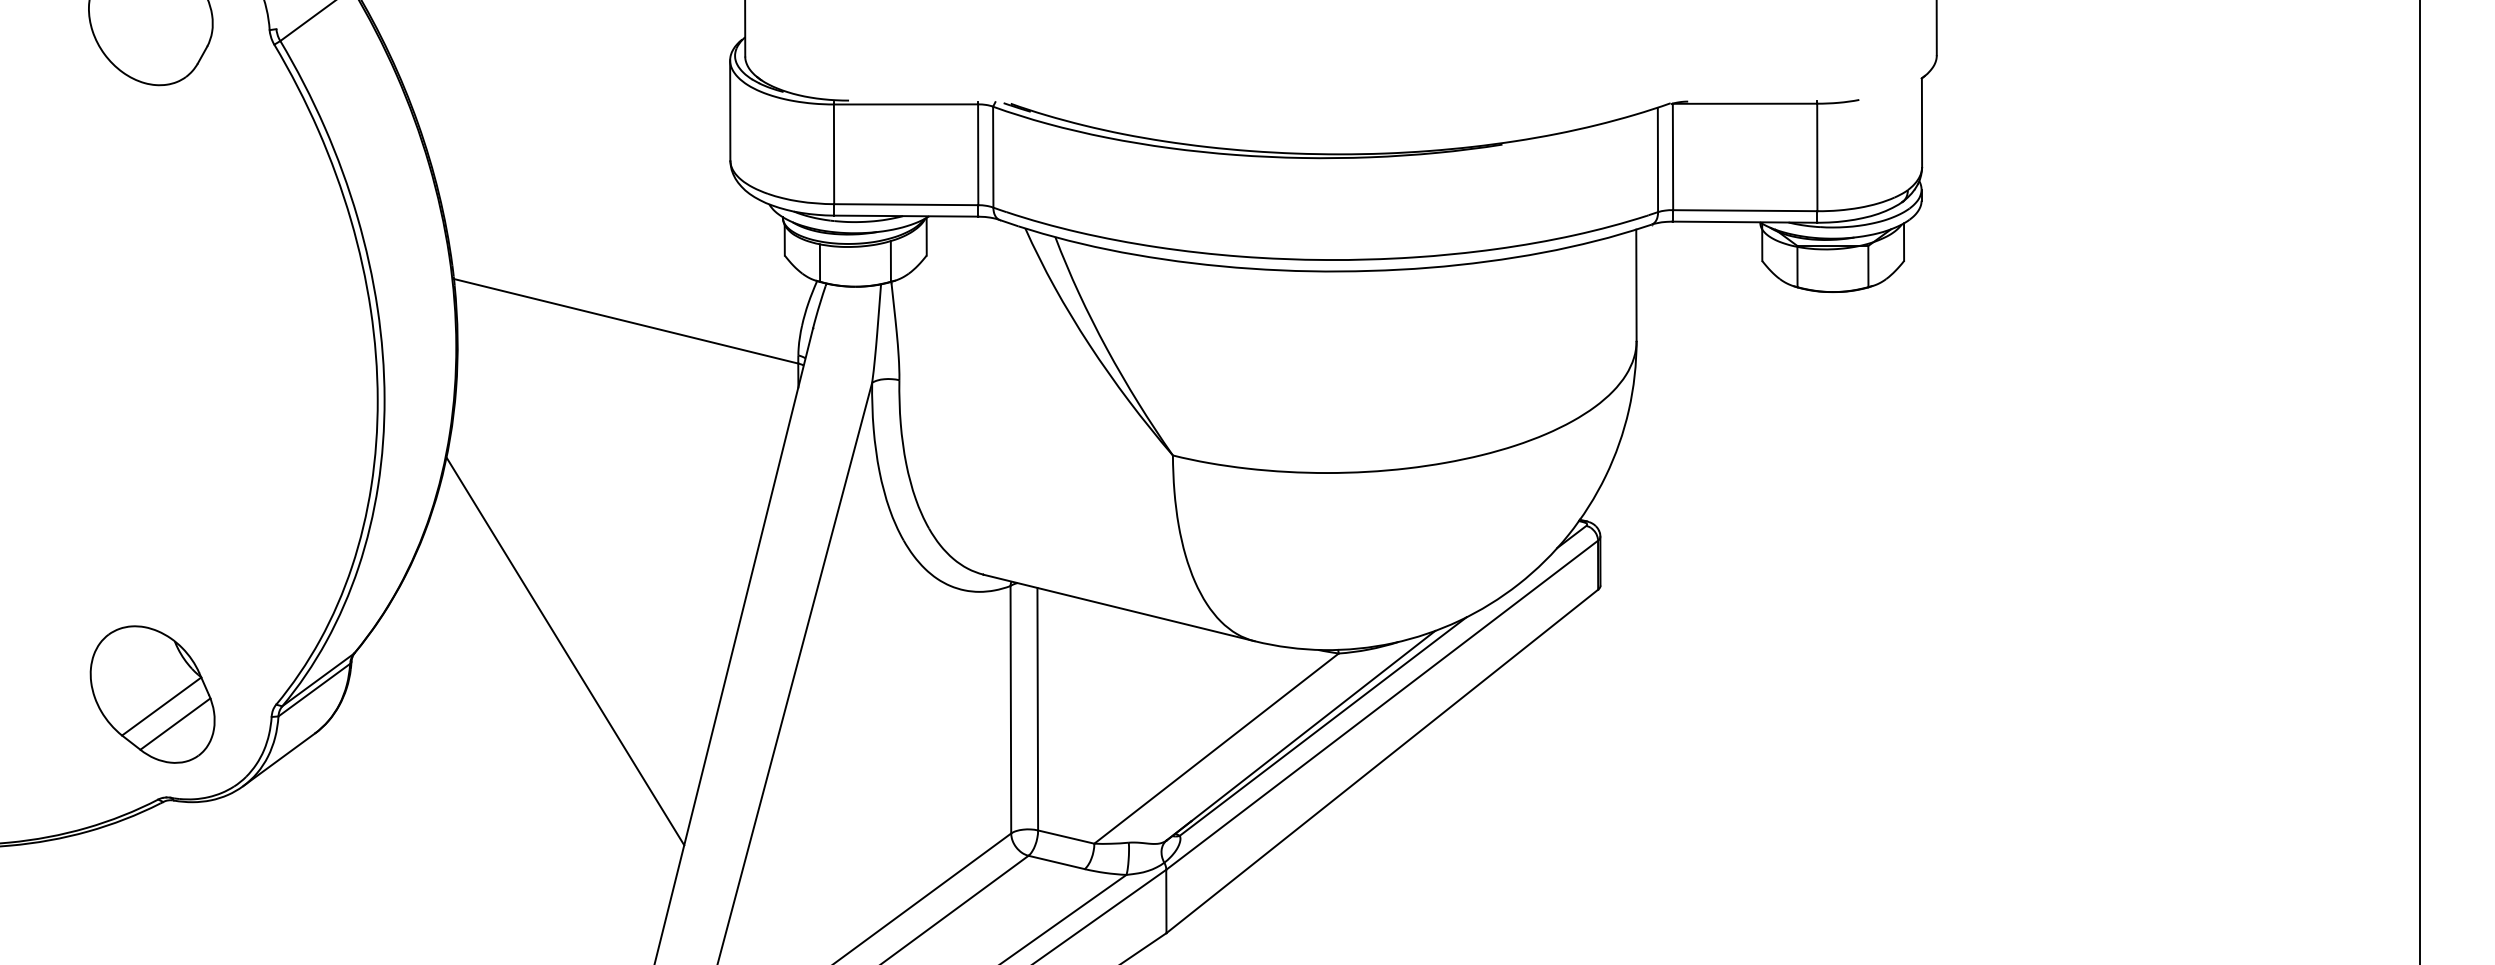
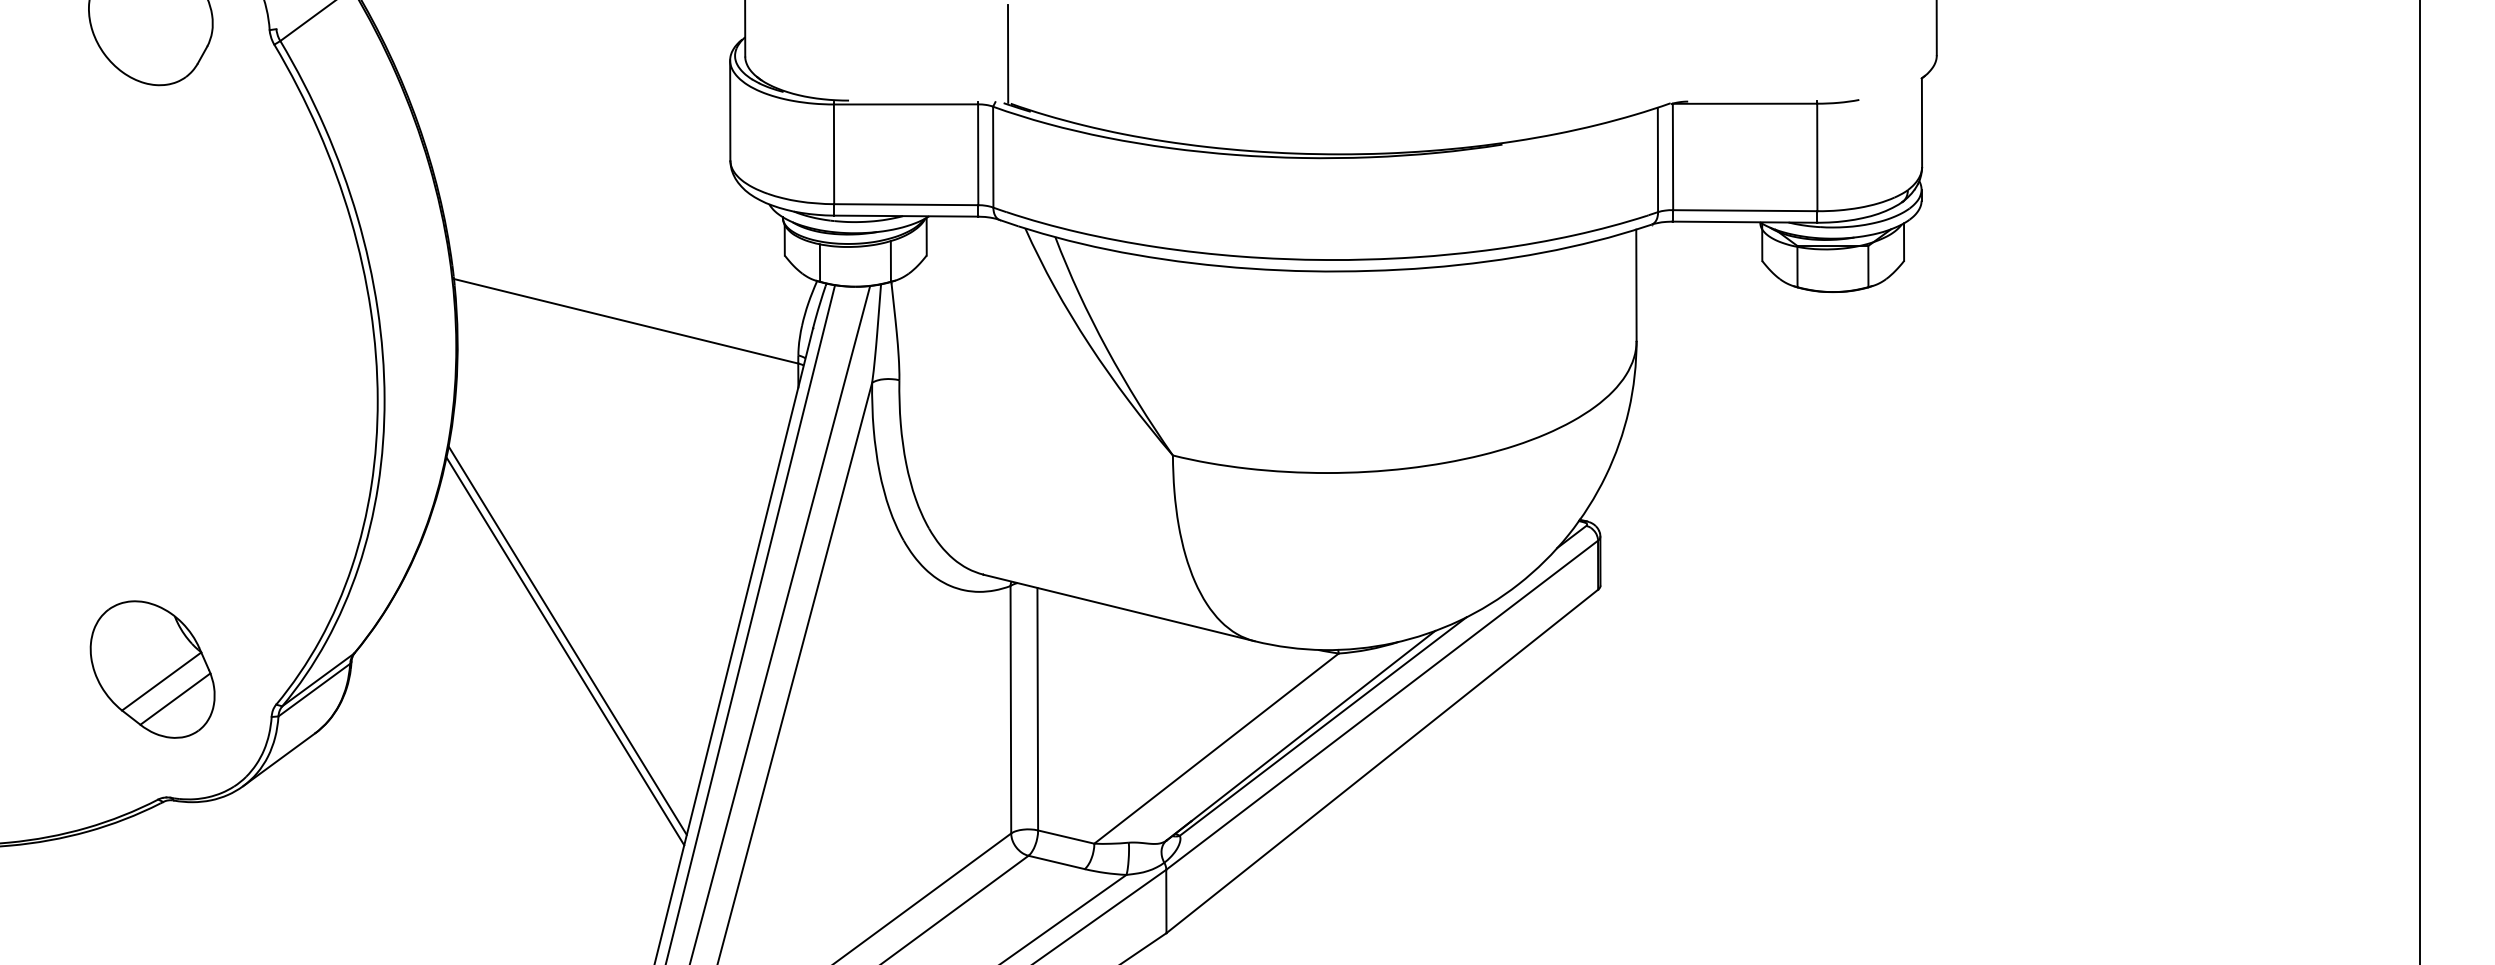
line: none -> present (1008, 53)
line: none -> present (750, 623)
line: none -> present (780, 623)
line: none -> present (567, 640)
part position: (152, 694) -> (152, 669) (152, 669)
